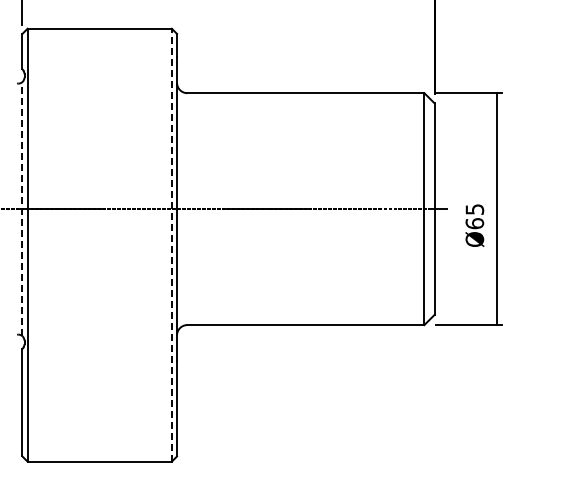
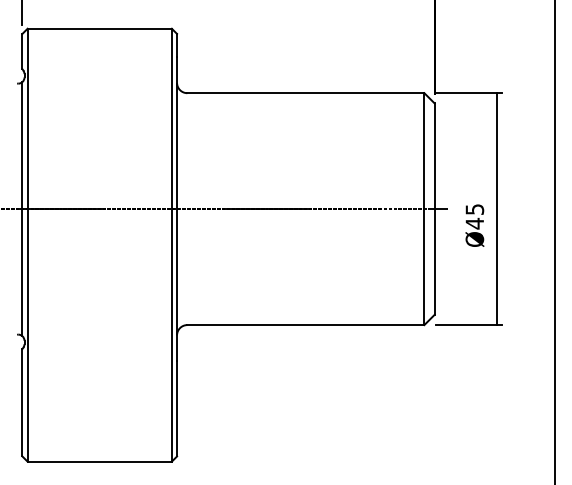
line: dashed -> solid (22, 208)
text: Ø65 -> Ø45 (474, 223)
line: none -> present (554, 241)
line: dashed -> solid (171, 244)
